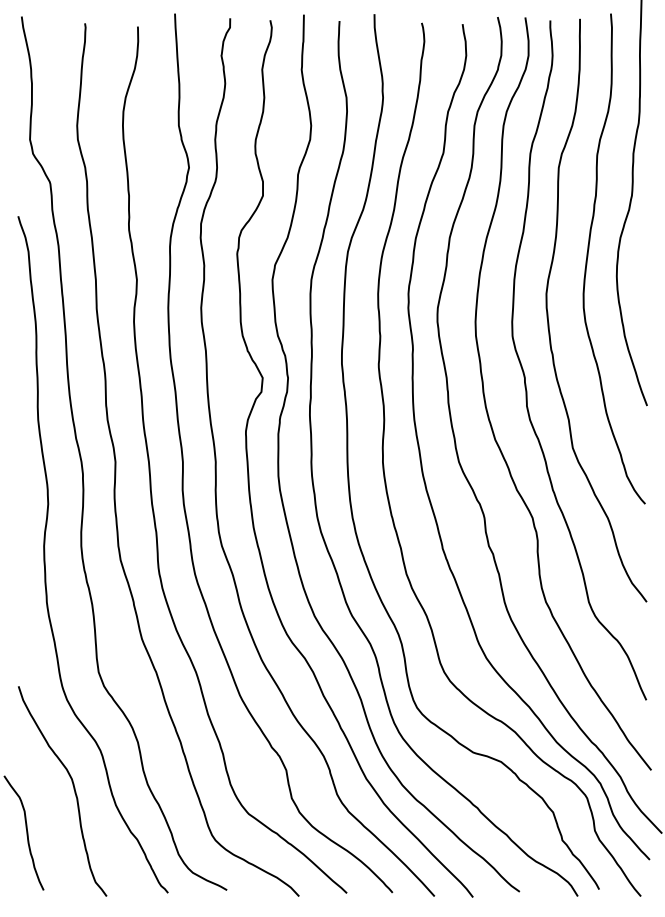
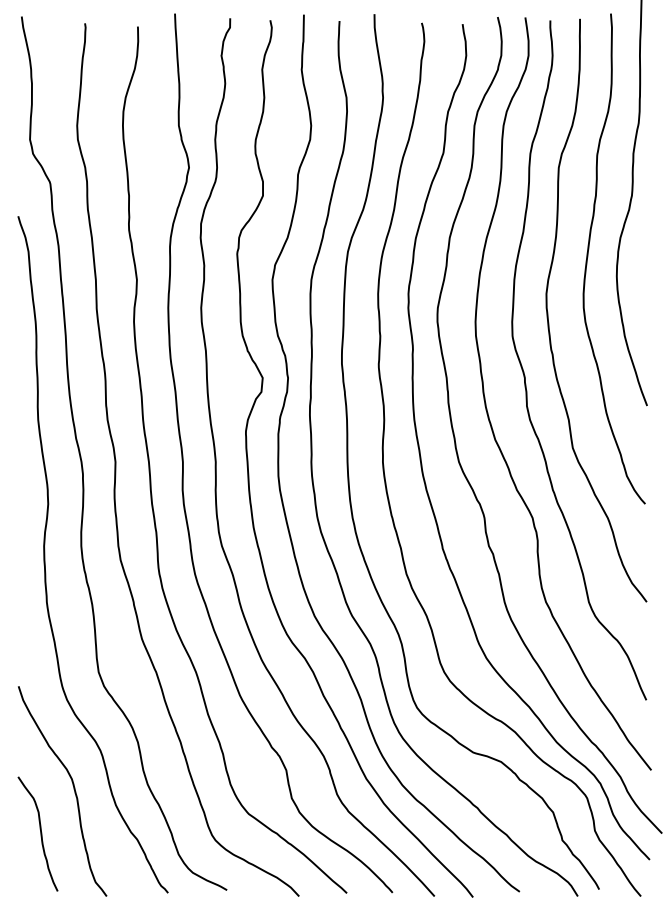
curve position: (26, 832) -> (40, 833) (40, 833)
